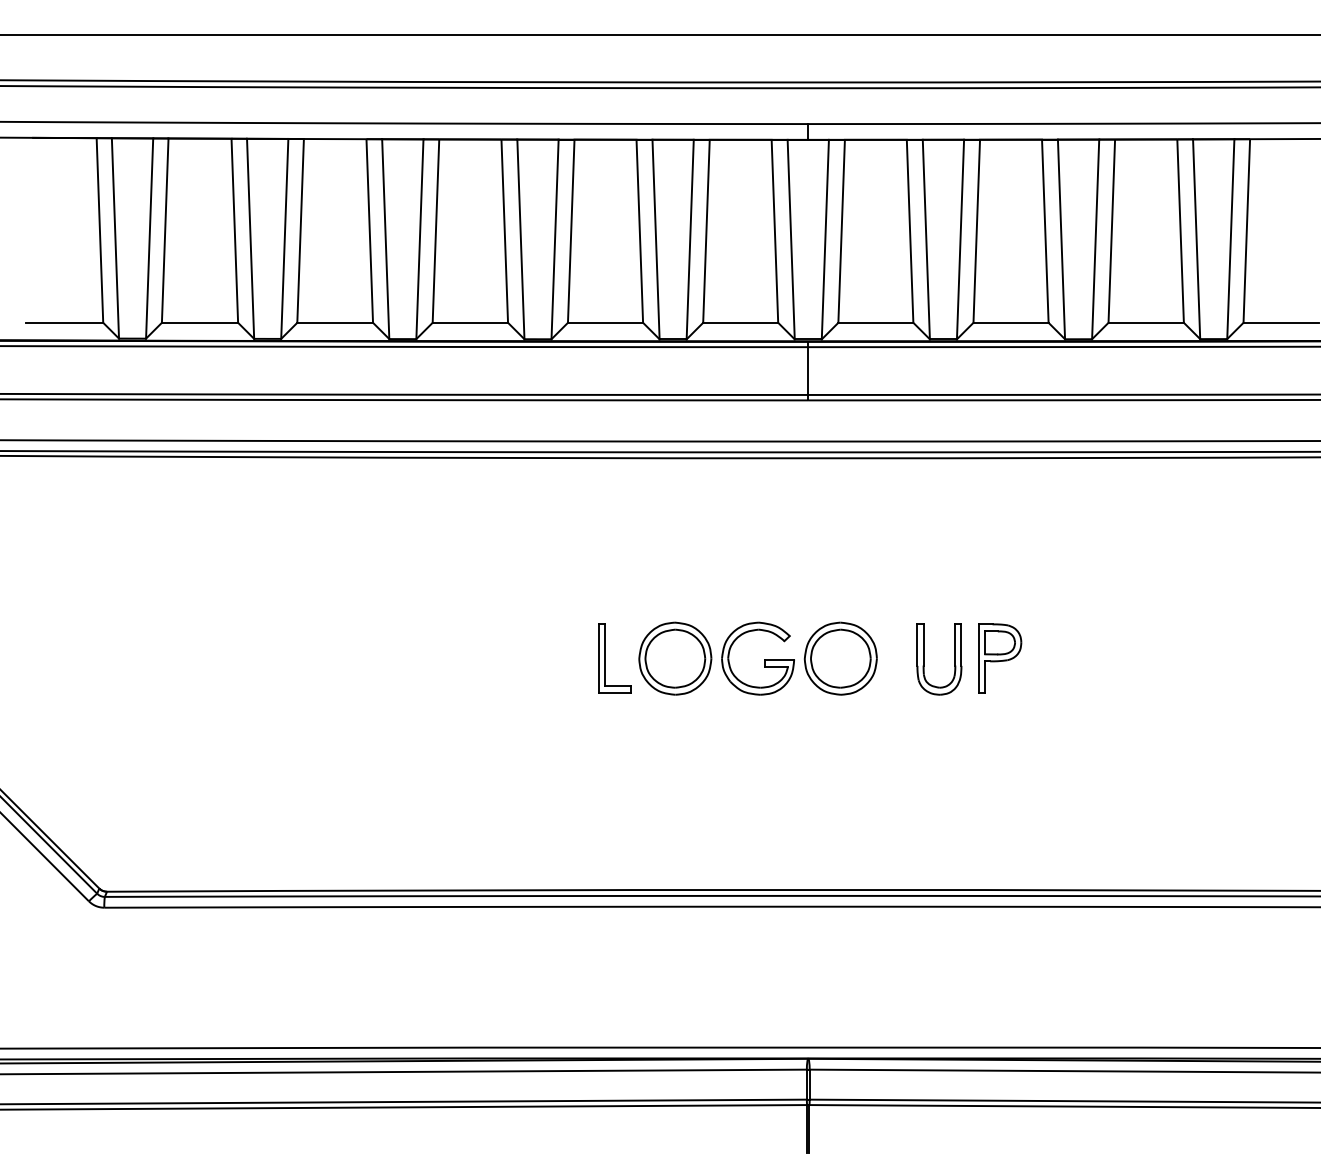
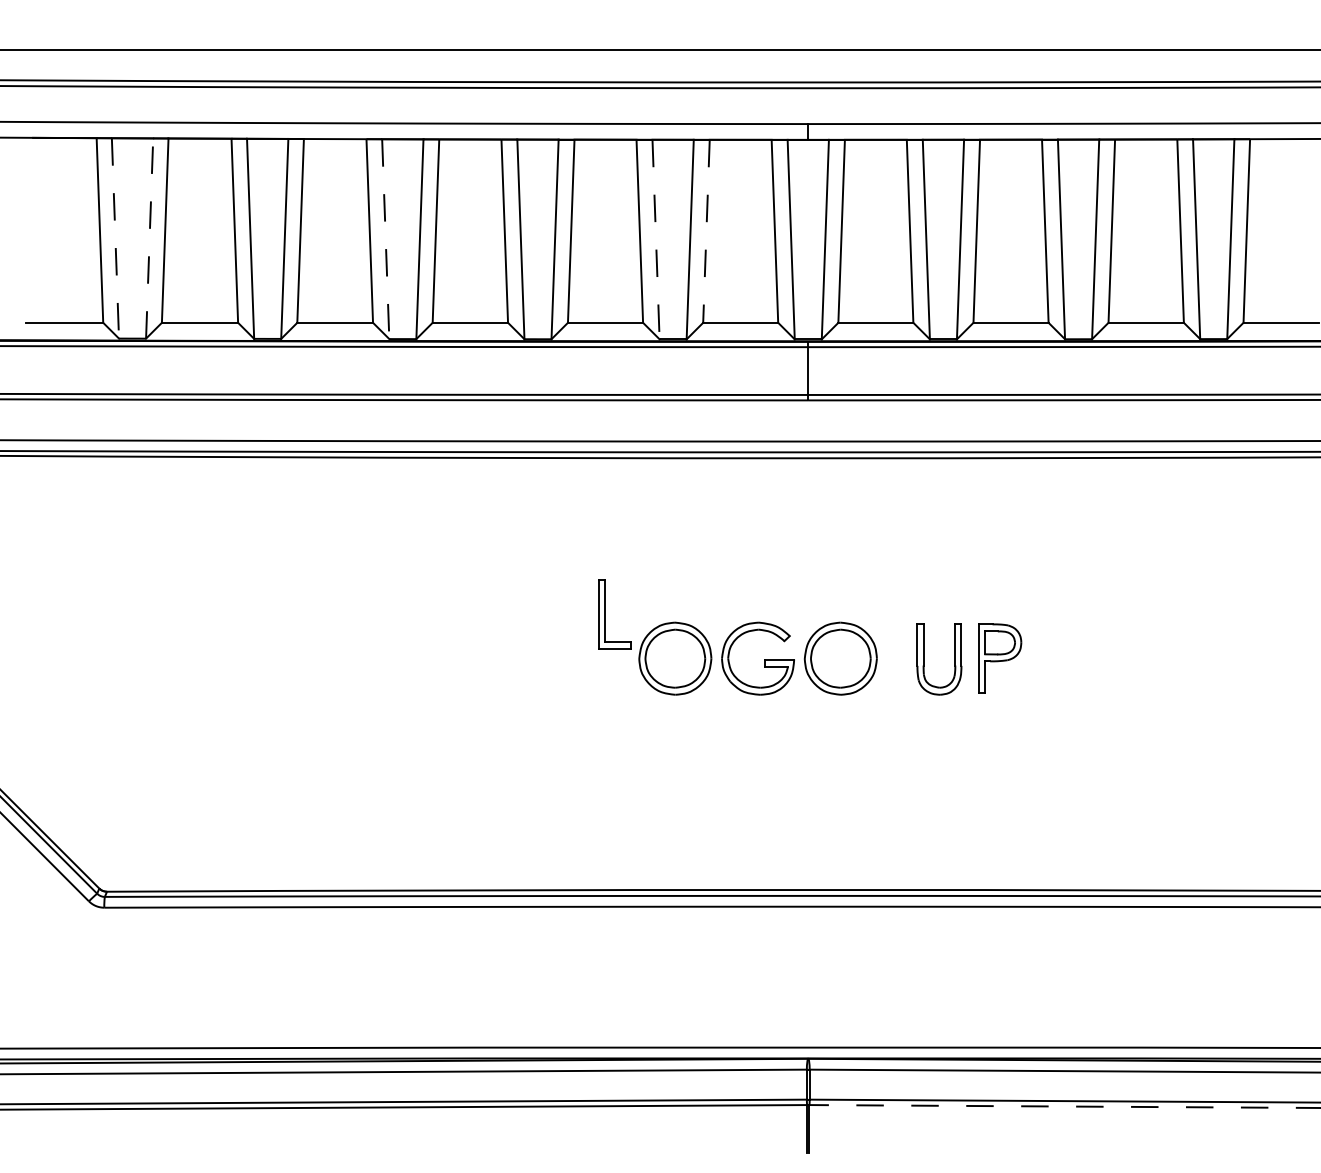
line position: (659, 35) -> (659, 50) (659, 50)
line: solid -> dashed (706, 231)
line: solid -> dashed (115, 238)
line: solid -> dashed (149, 238)
line: solid -> dashed (385, 239)
line: solid -> dashed (656, 239)
part position: (605, 658) -> (605, 614) (605, 614)
line: solid -> dashed (1064, 1106)
